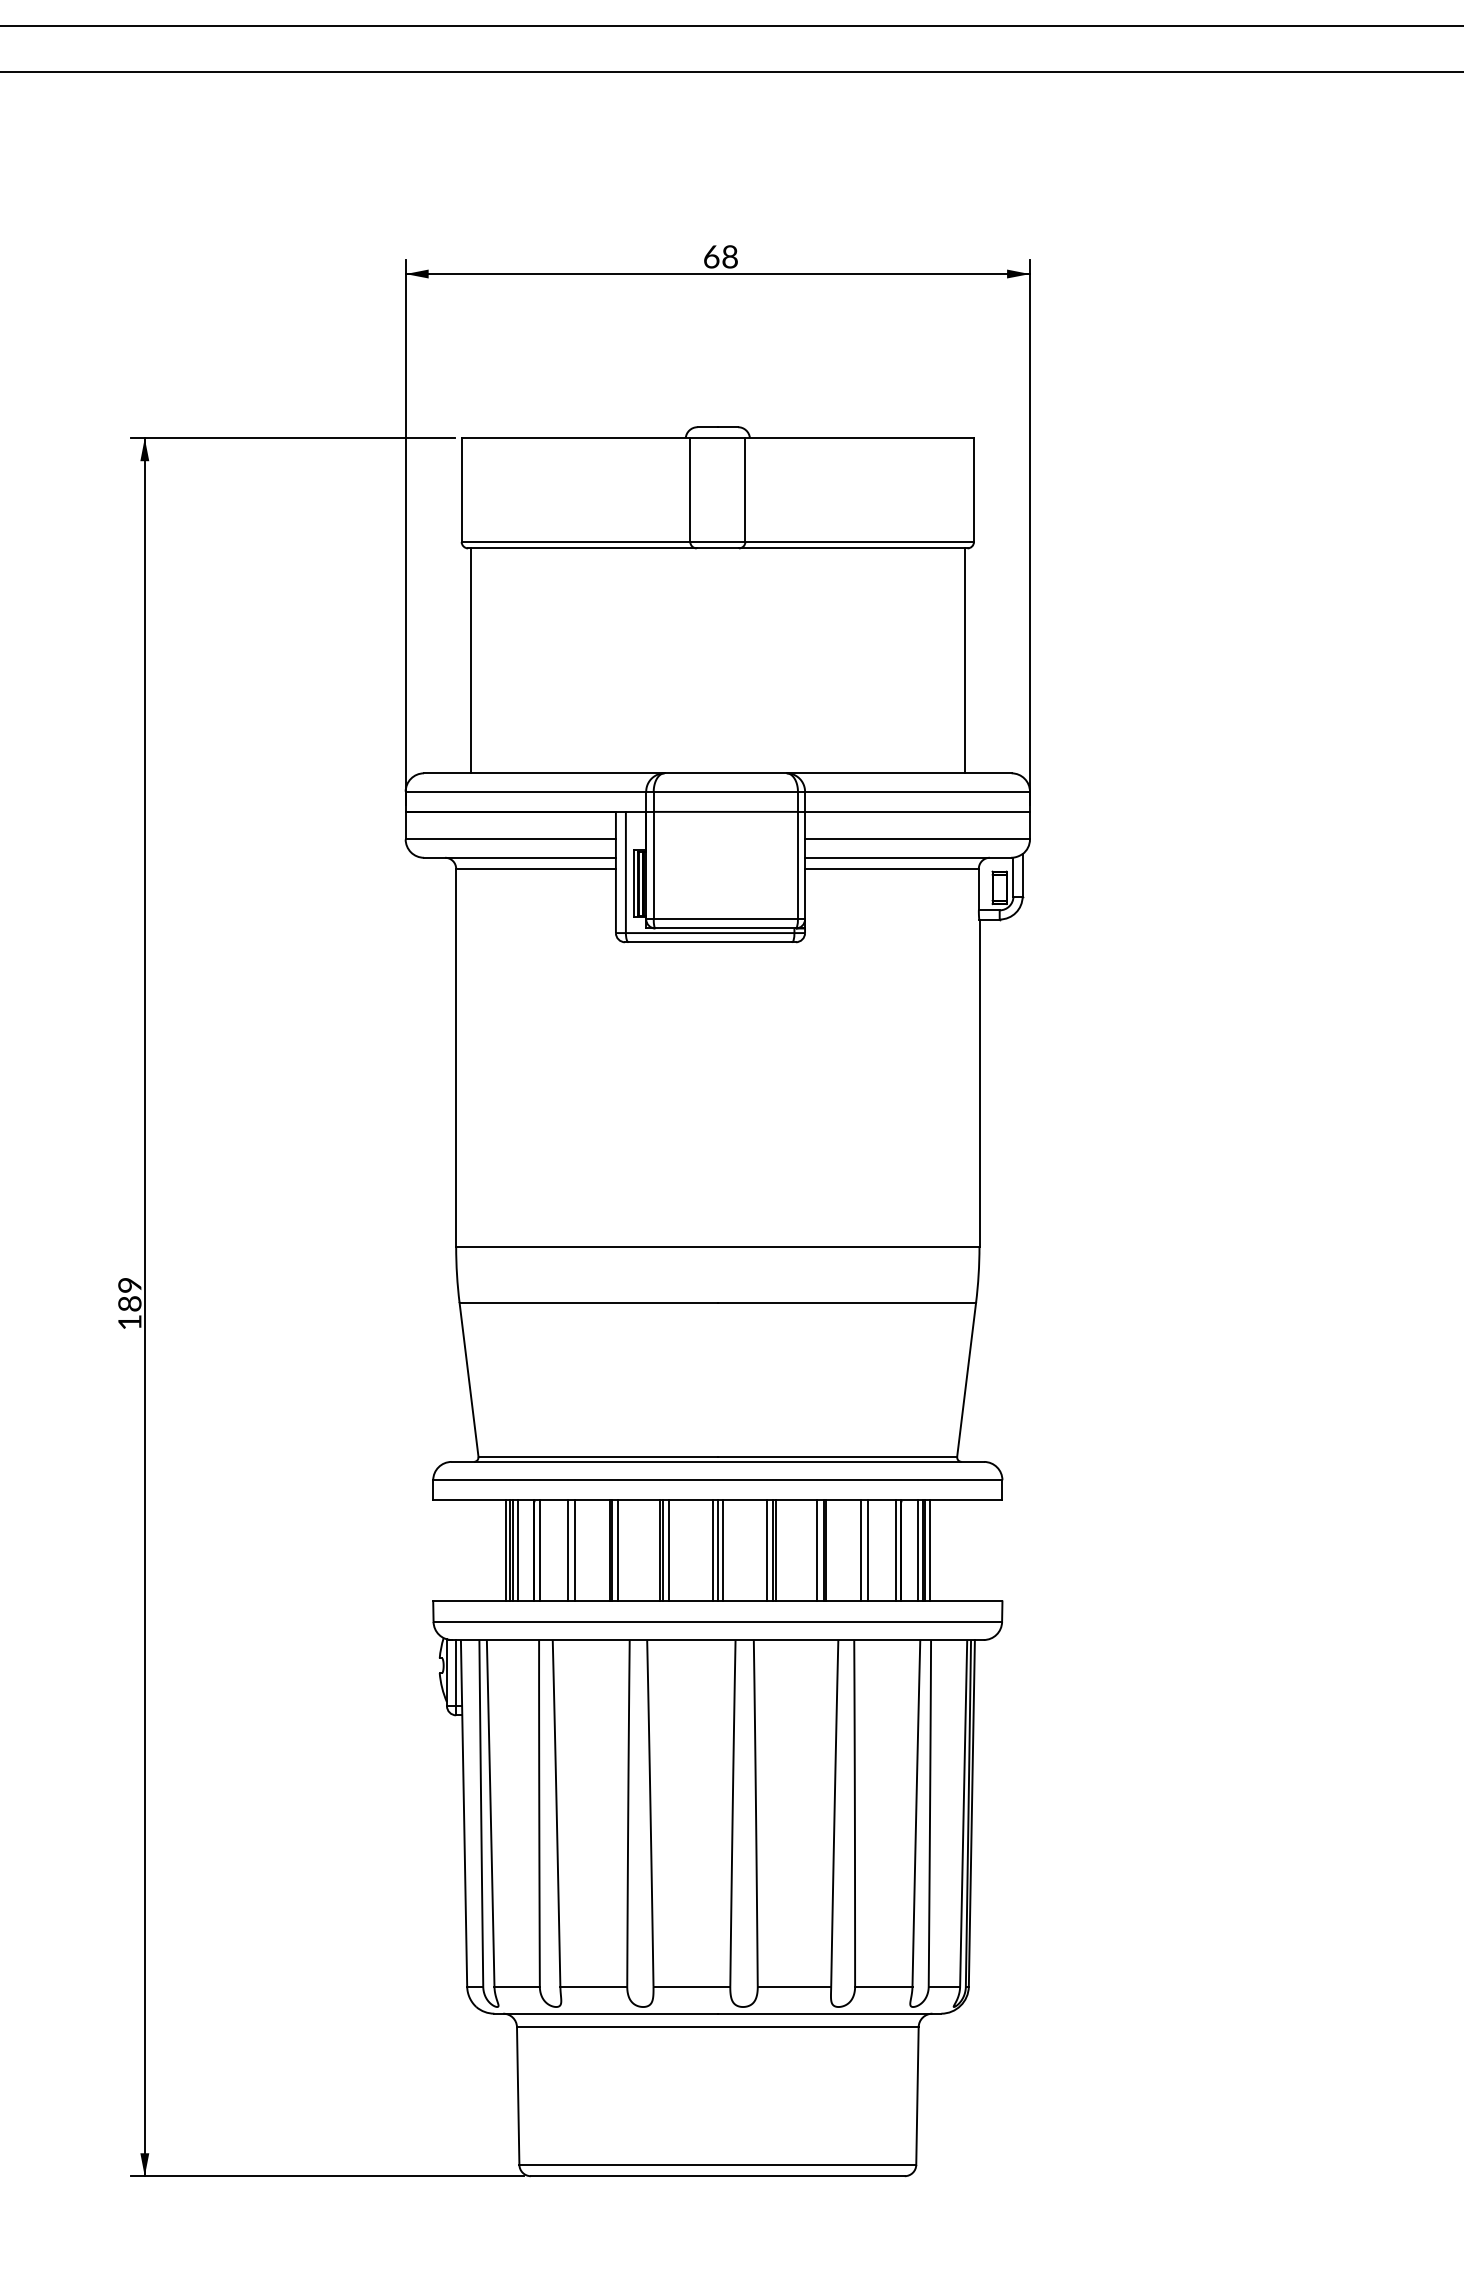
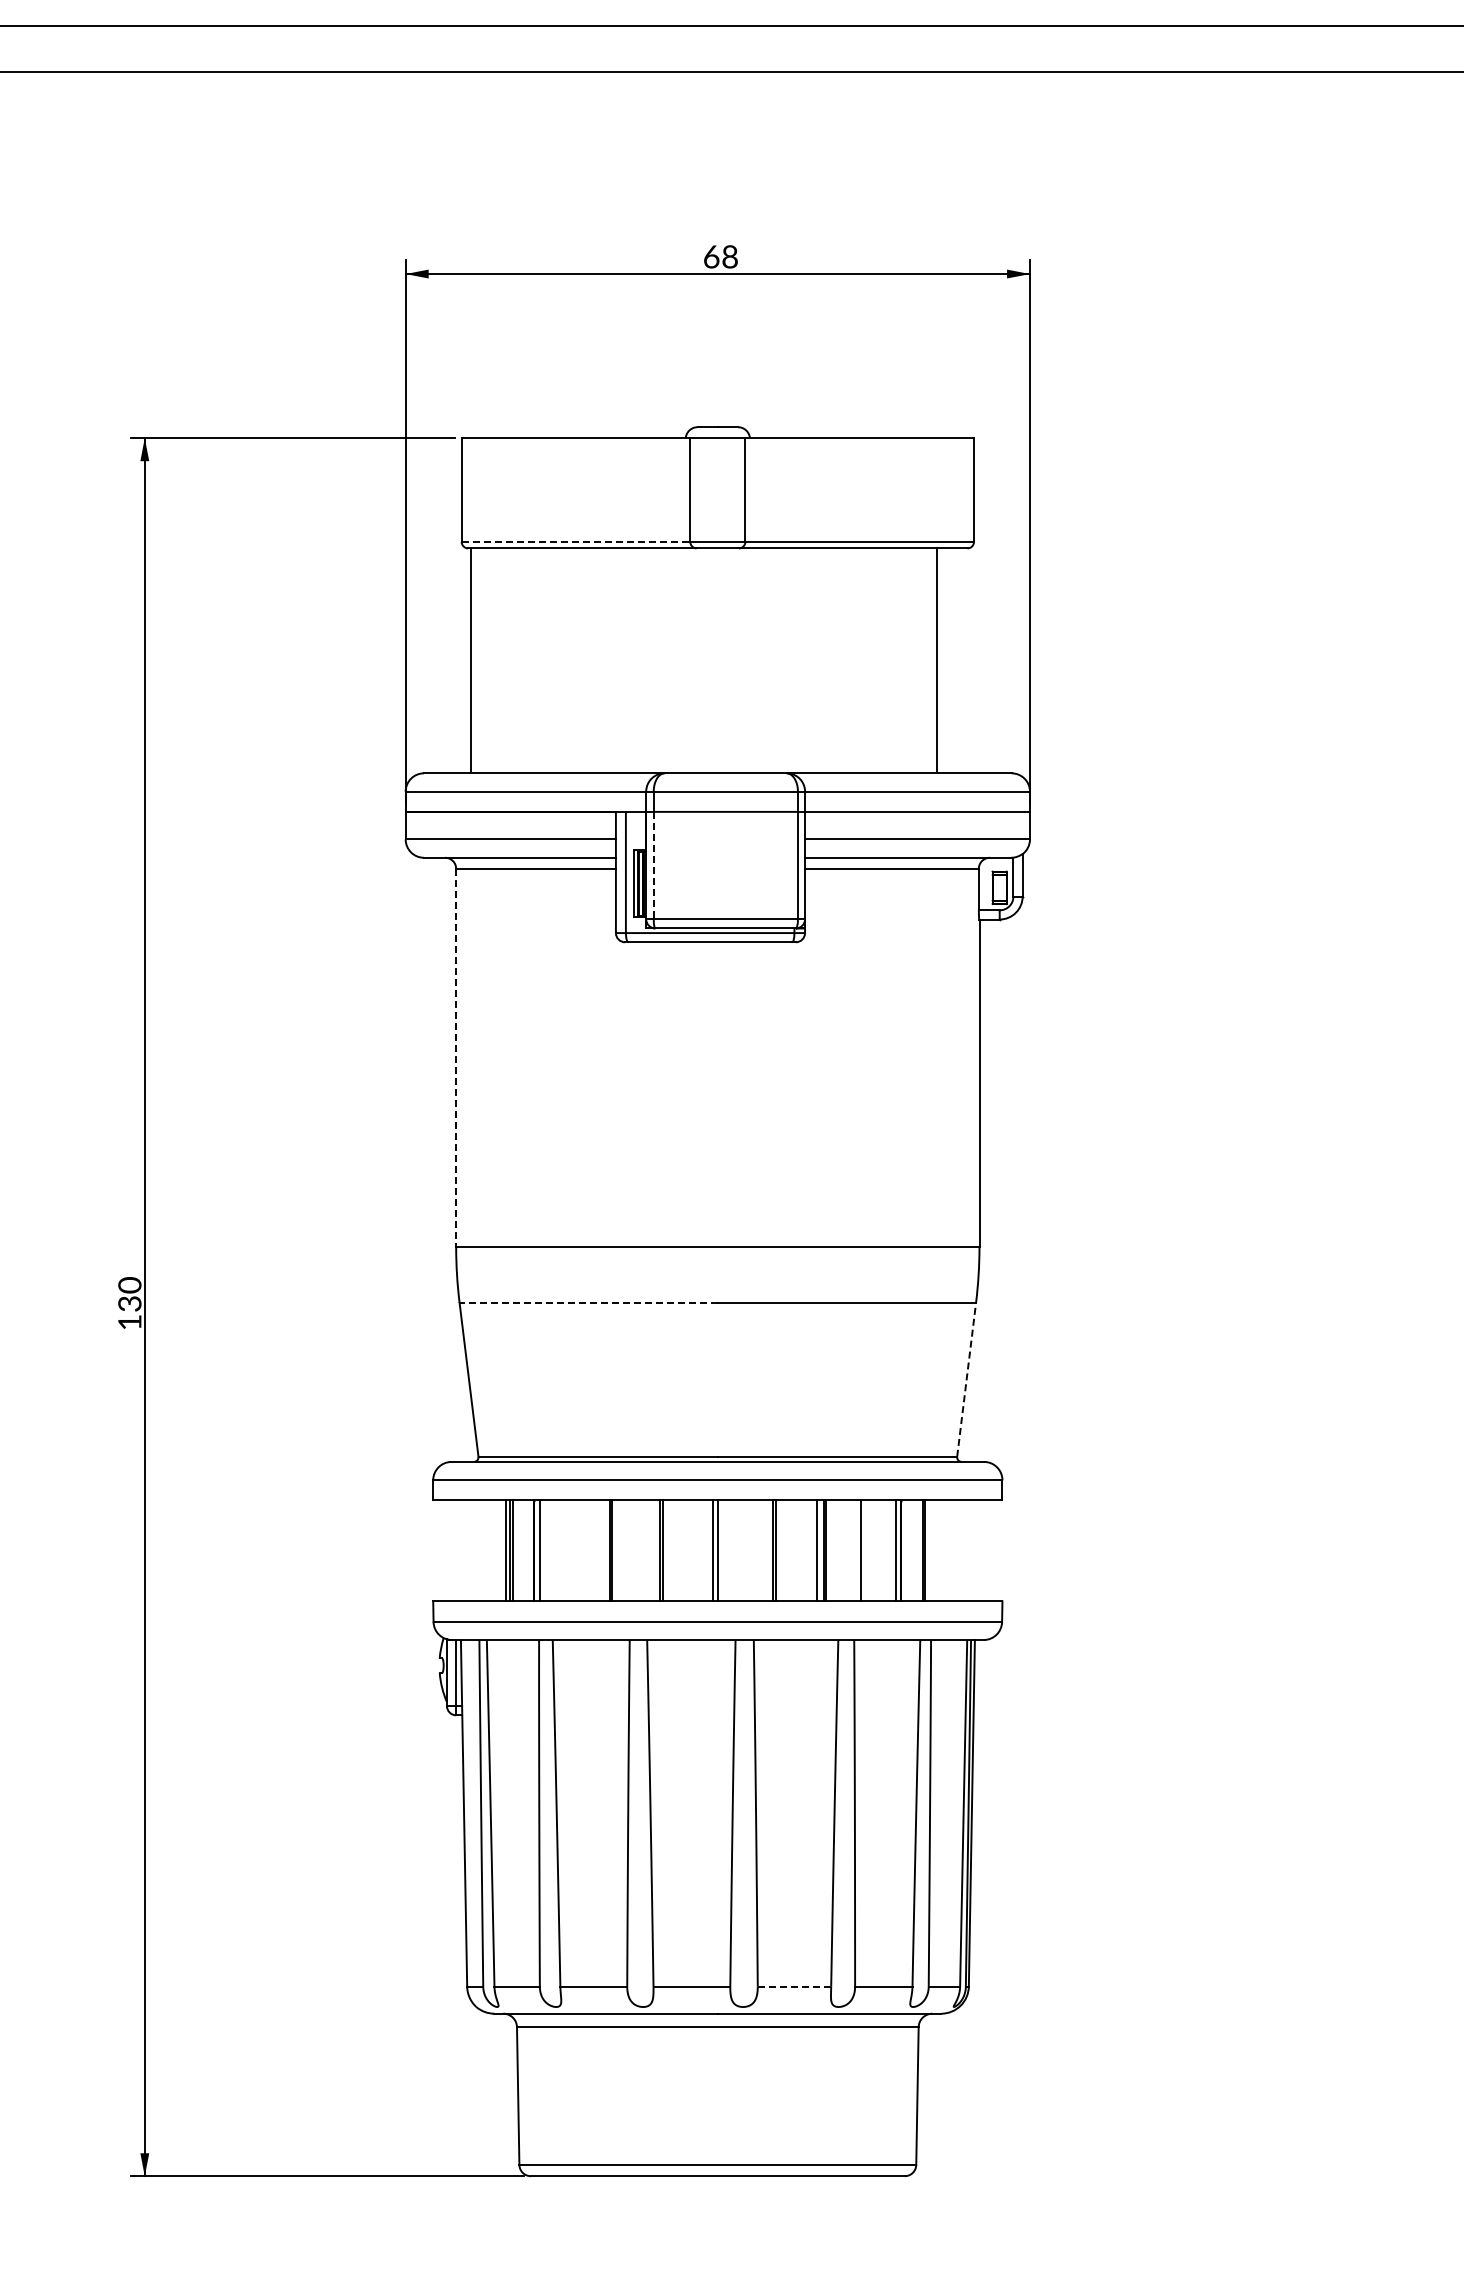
line: solid -> dashed (576, 541)
line position: (964, 660) -> (936, 660) (936, 660)
line: solid -> dashed (653, 865)
line: solid -> dashed (456, 1058)
text: 189 -> 130 (129, 1294)
line: solid -> dashed (588, 1302)
line: solid -> dashed (966, 1379)
line: present -> none (517, 1550)
line: present -> none (567, 1550)
line: present -> none (574, 1550)
line: present -> none (618, 1550)
line: present -> none (668, 1550)
line: present -> none (722, 1550)
line: present -> none (766, 1550)
line: present -> none (867, 1550)
line: present -> none (917, 1550)
line: present -> none (929, 1550)
line: solid -> dashed (794, 1986)
